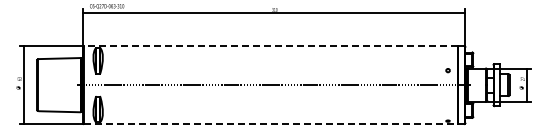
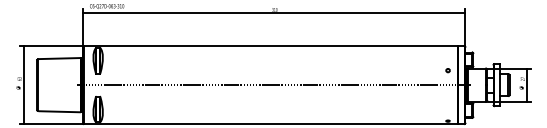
line: dashed -> solid (270, 46)
line: dashed -> solid (270, 123)
